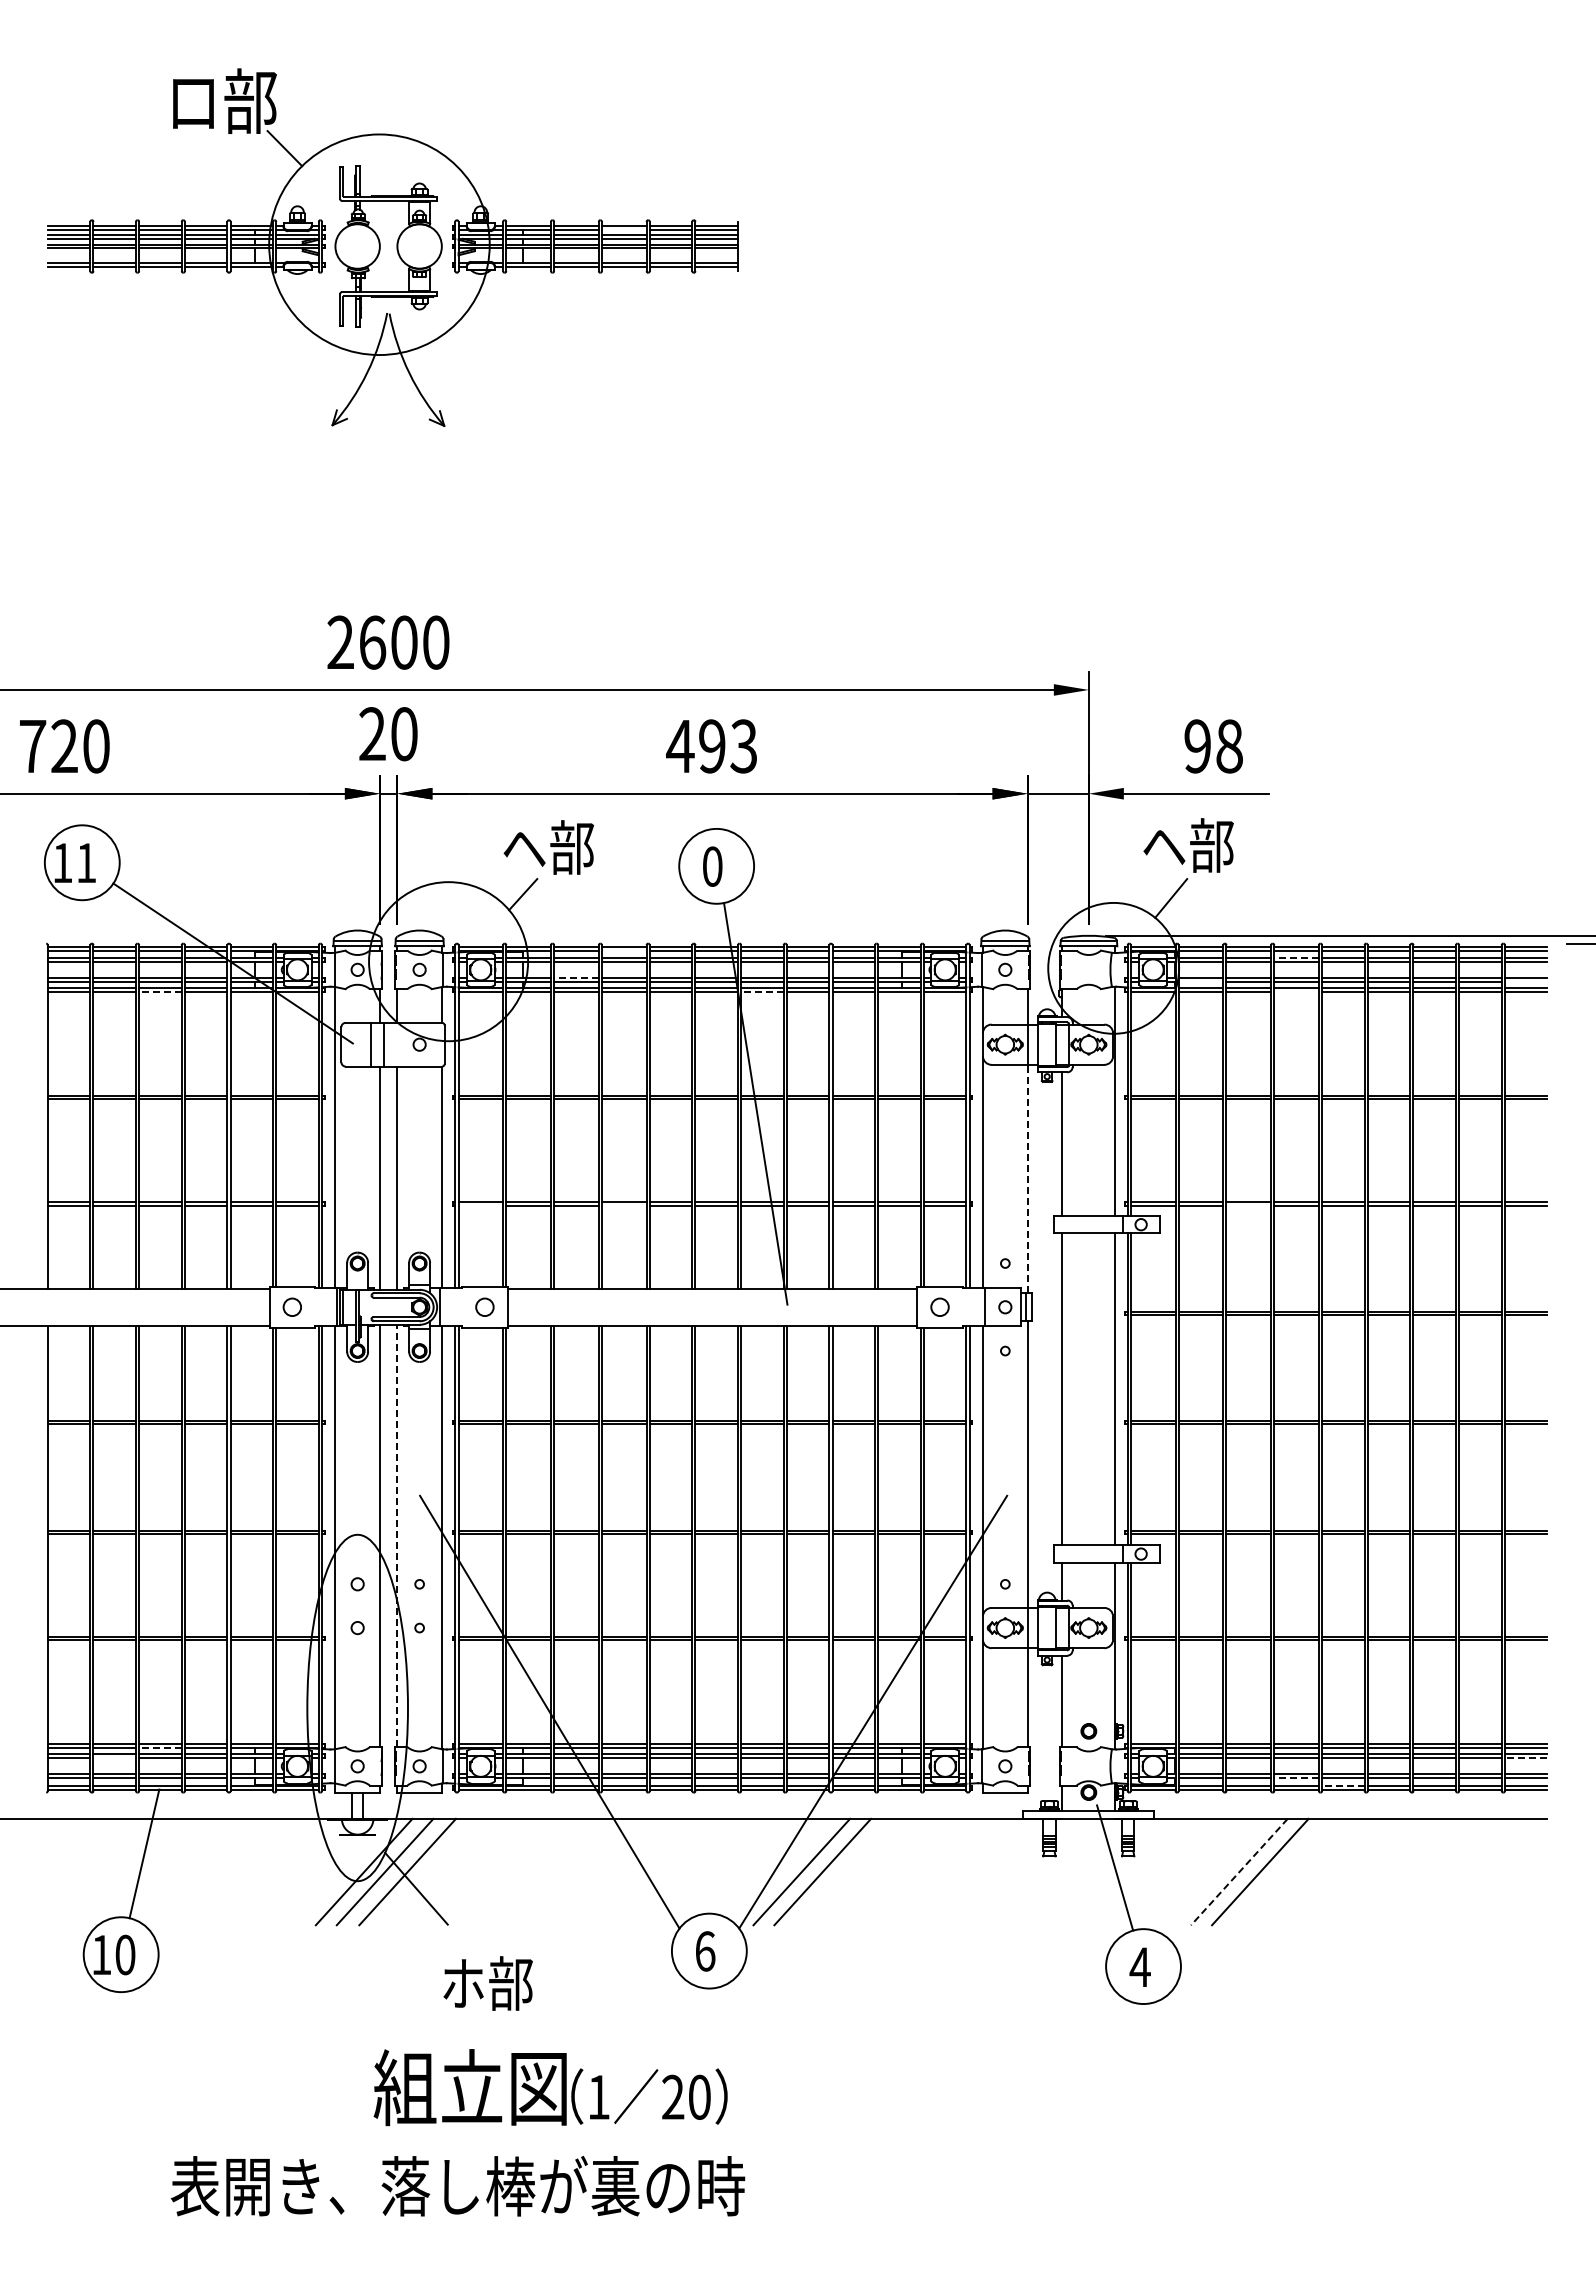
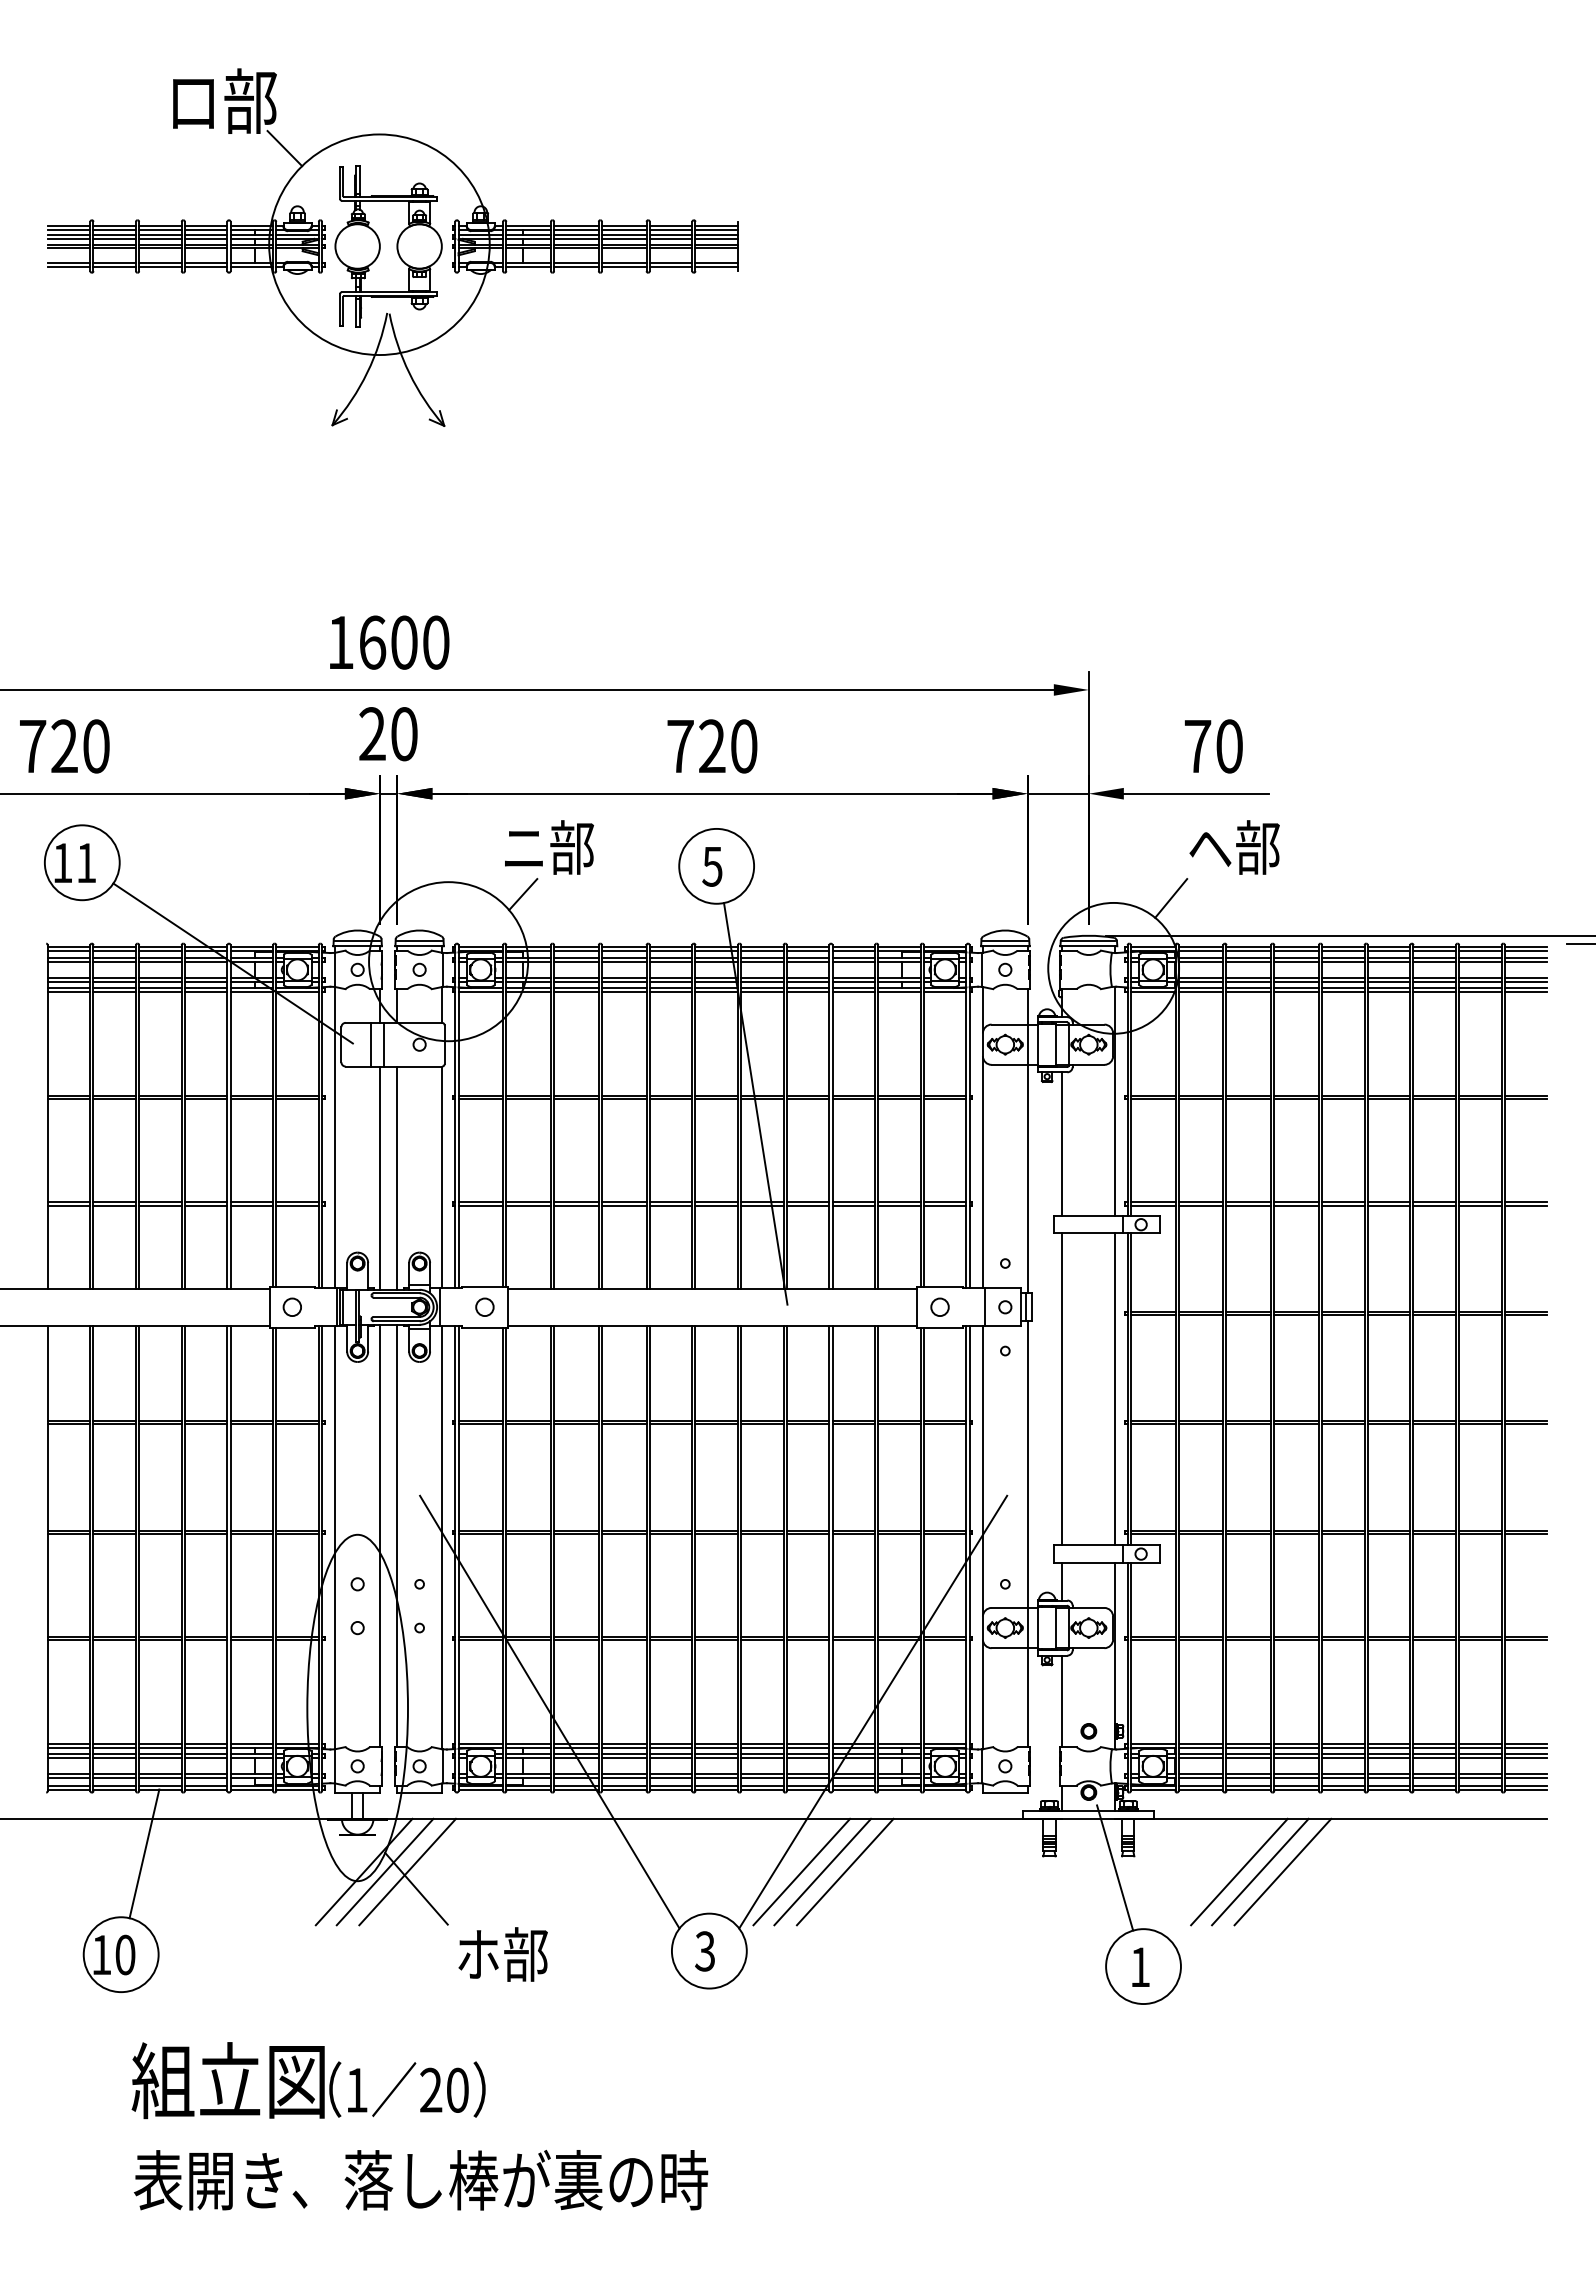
line: none -> present (623, 230)
text: 2600 -> 1600 (340, 641)
text: 493 -> 720 (711, 746)
text: 98 -> 70 (1213, 746)
text position: (1188, 845) -> (1234, 847) (1234, 847)
text: ヘ部 -> ニ部 (524, 848)
text: 0 -> 5 (712, 866)
line: none -> present (623, 950)
line: dashed -> solid (1296, 957)
line: dashed -> solid (575, 977)
line: none -> present (1200, 981)
line: none -> present (1525, 981)
line: dashed -> solid (159, 992)
line: dashed -> solid (761, 992)
line: none -> present (1296, 992)
line: dashed -> solid (1027, 1178)
line: none -> present (480, 1205)
line: none -> present (623, 1205)
line: none -> present (1248, 1205)
line: dashed -> solid (397, 1535)
line: dashed -> solid (159, 1748)
line: none -> present (114, 1758)
line: dashed -> solid (1525, 1758)
line: dashed -> solid (1296, 1778)
line: dashed -> solid (1342, 1785)
line: none -> present (844, 1871)
line: none -> present (1282, 1871)
line: dashed -> solid (1239, 1872)
text: 6 -> 3 (705, 1951)
text: 4 -> 1 (1139, 1966)
text position: (487, 1983) -> (502, 1954) (502, 1954)
text position: (550, 2087) -> (308, 2080) (308, 2080)
text position: (457, 2186) -> (420, 2180) (420, 2180)
